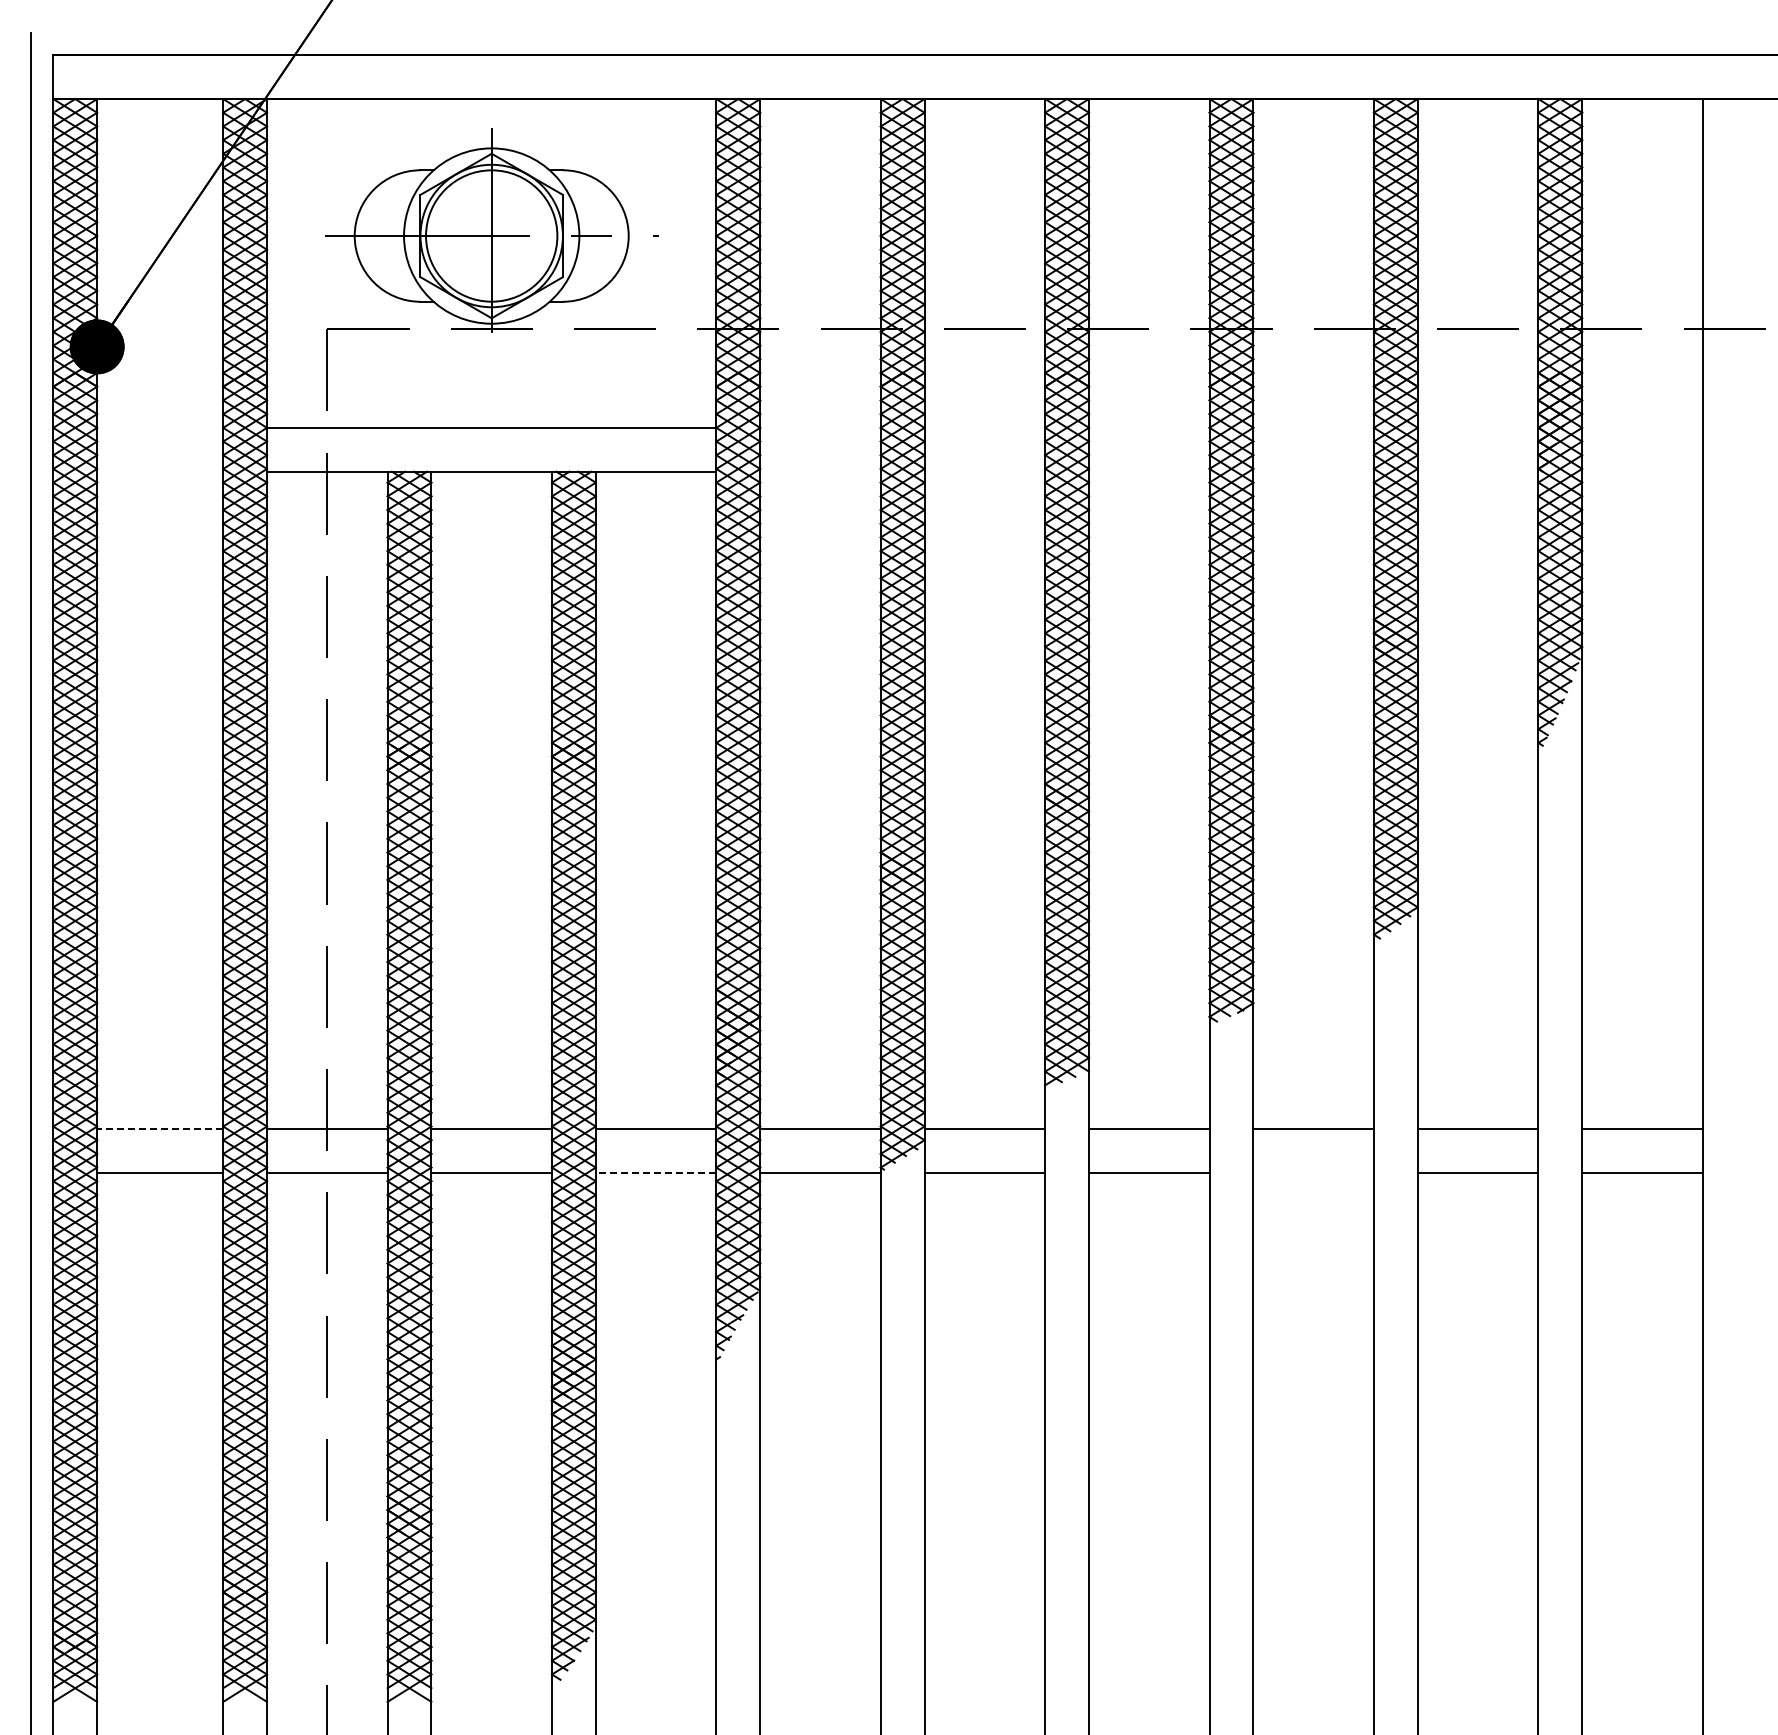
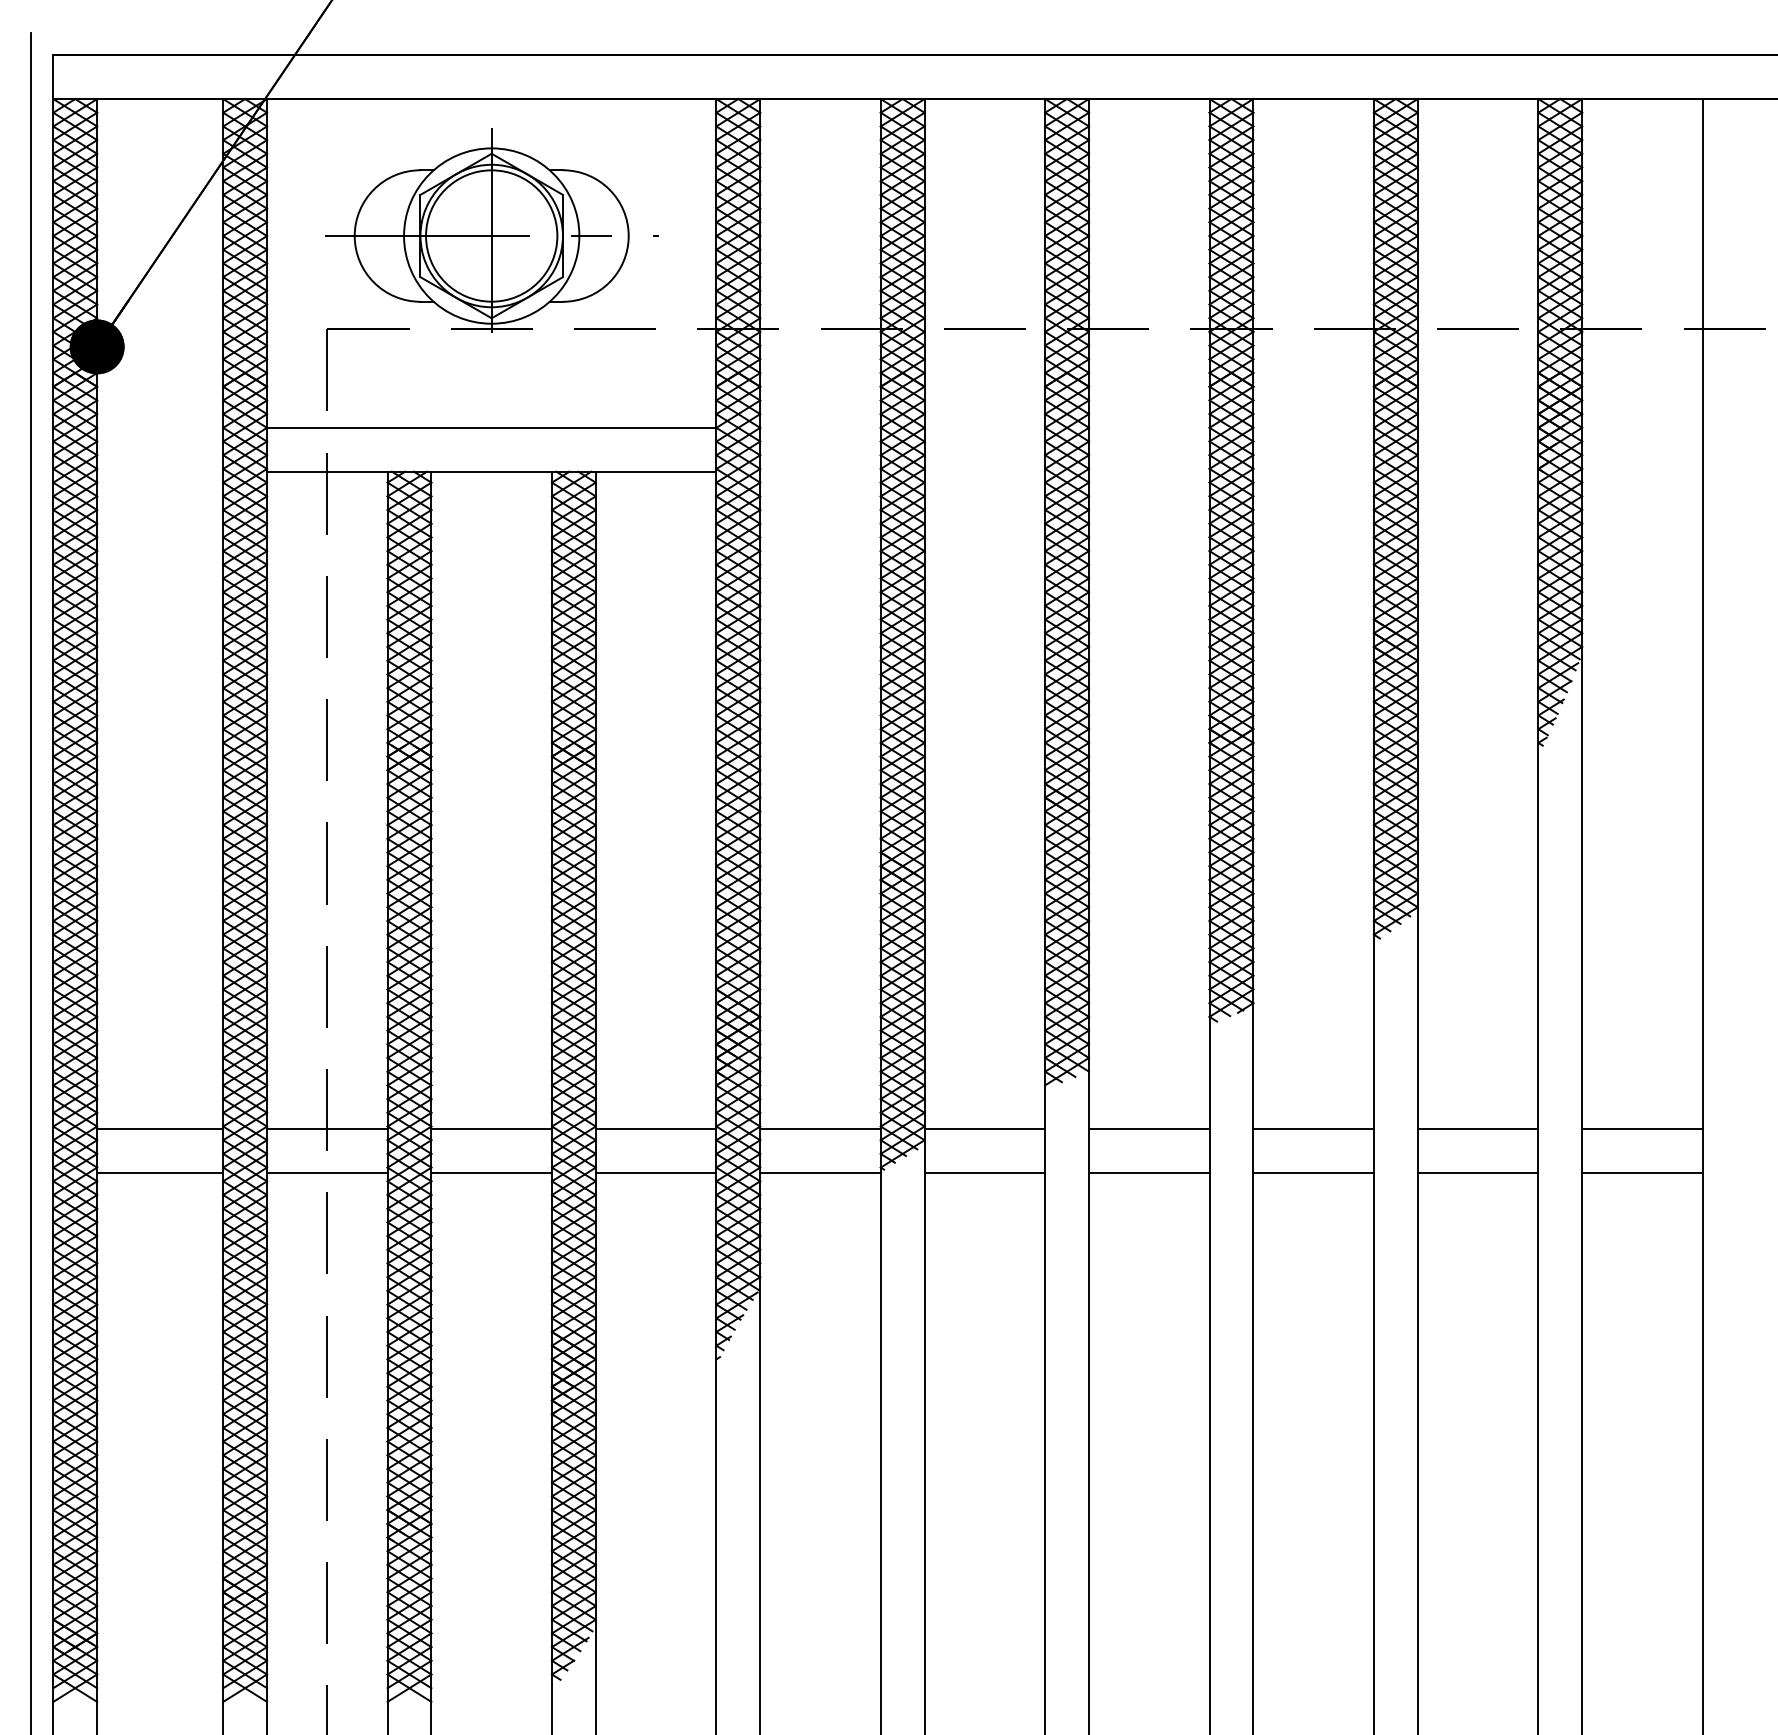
line: dashed -> solid (159, 1129)
line: dashed -> solid (655, 1173)
line: none -> present (1313, 1173)
